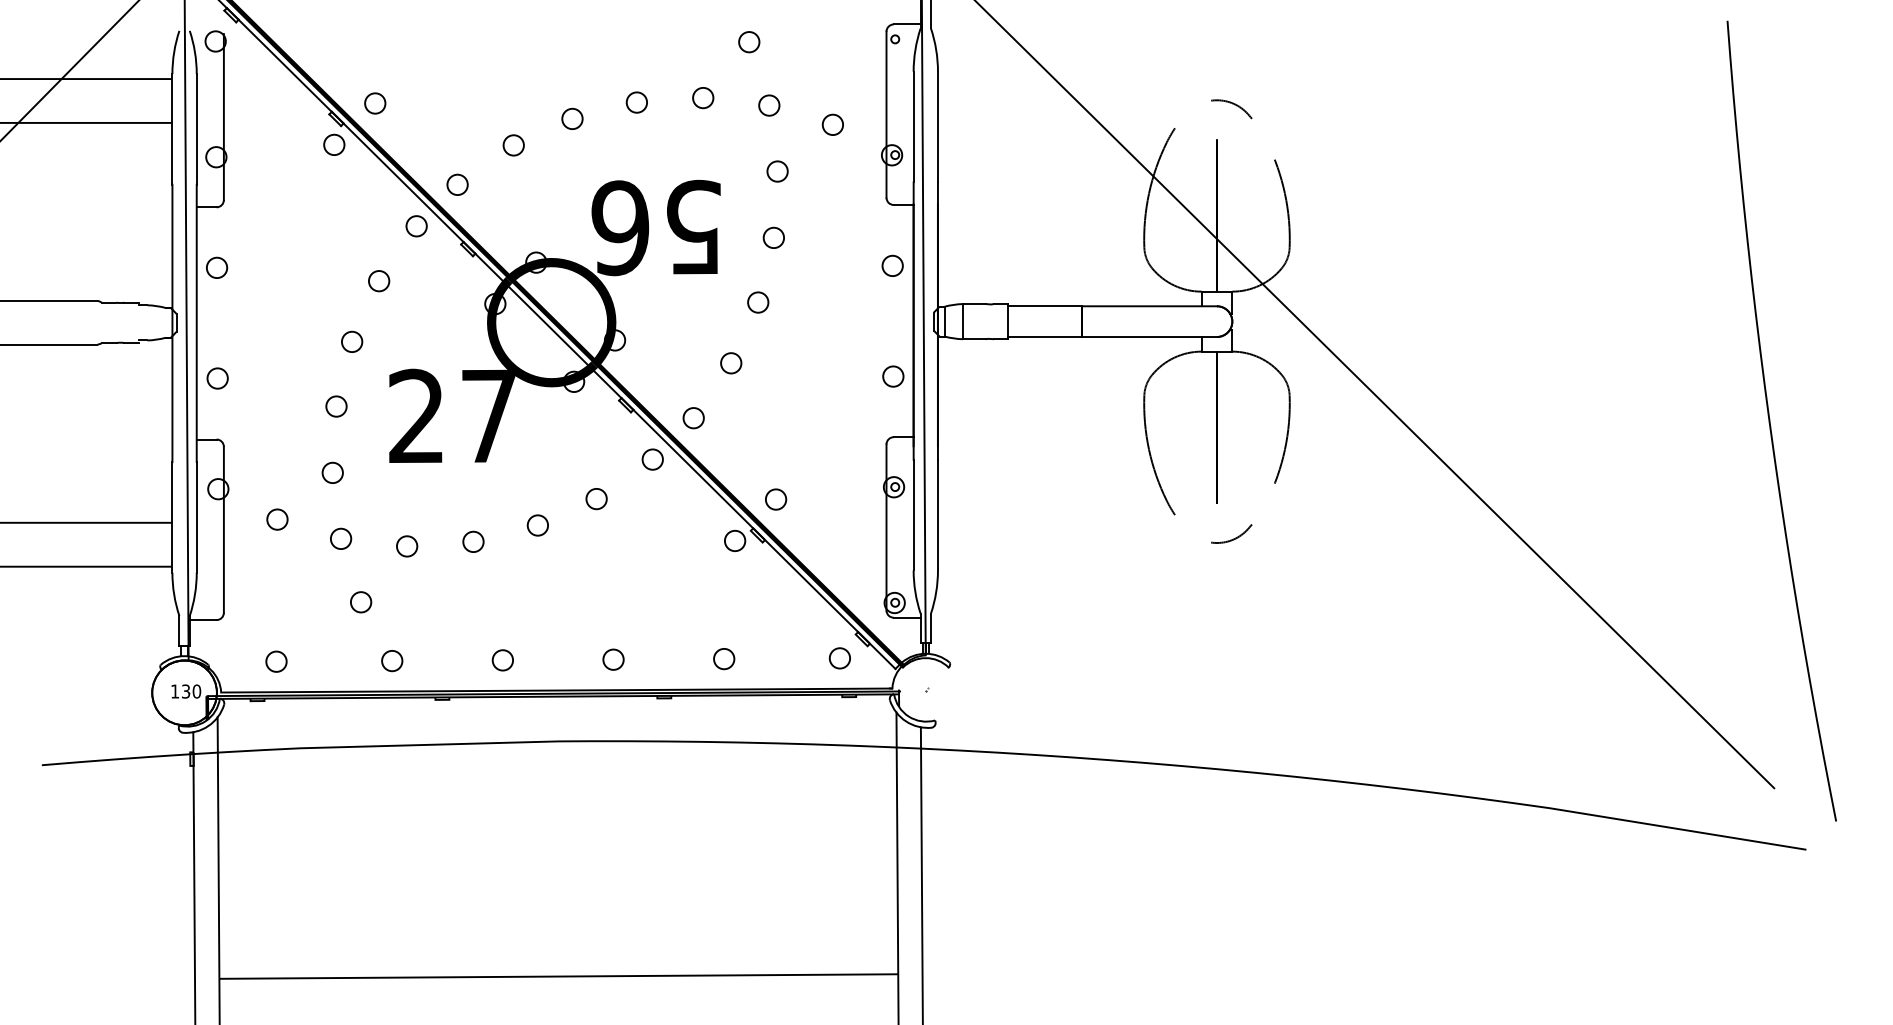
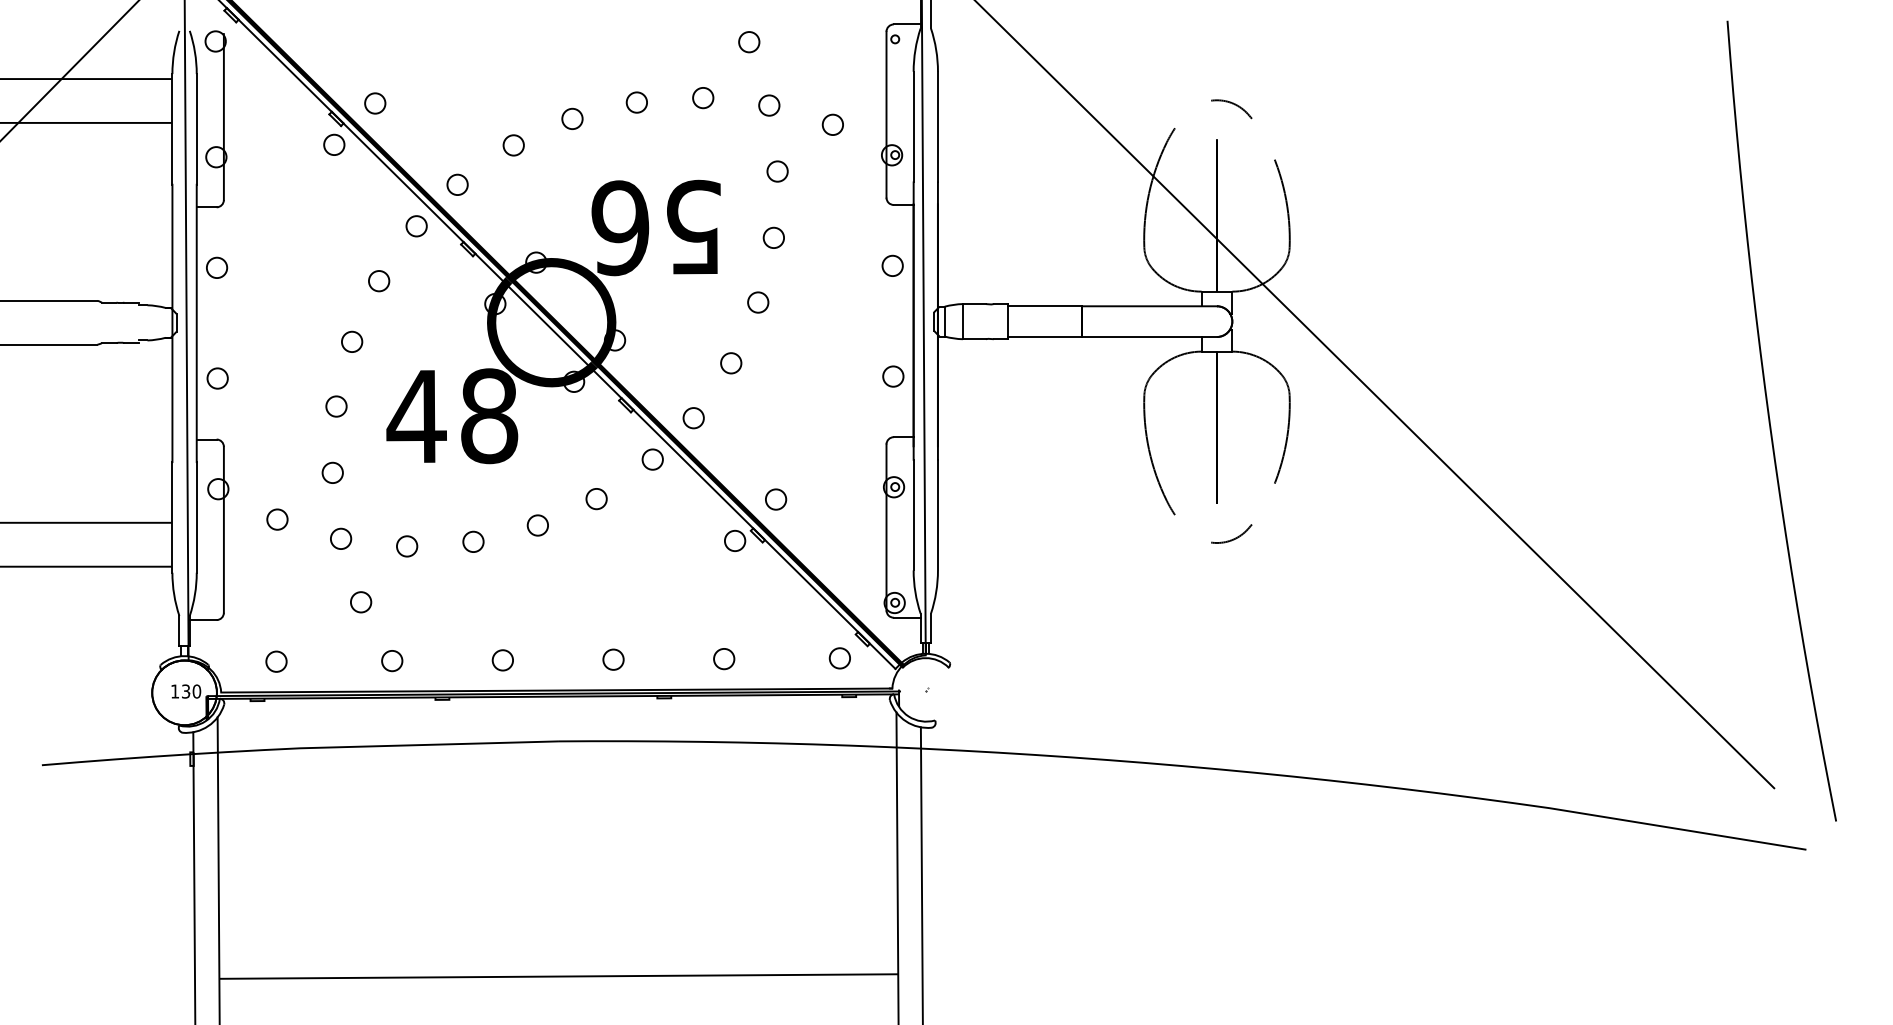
text: 27 -> 48 (452, 416)
